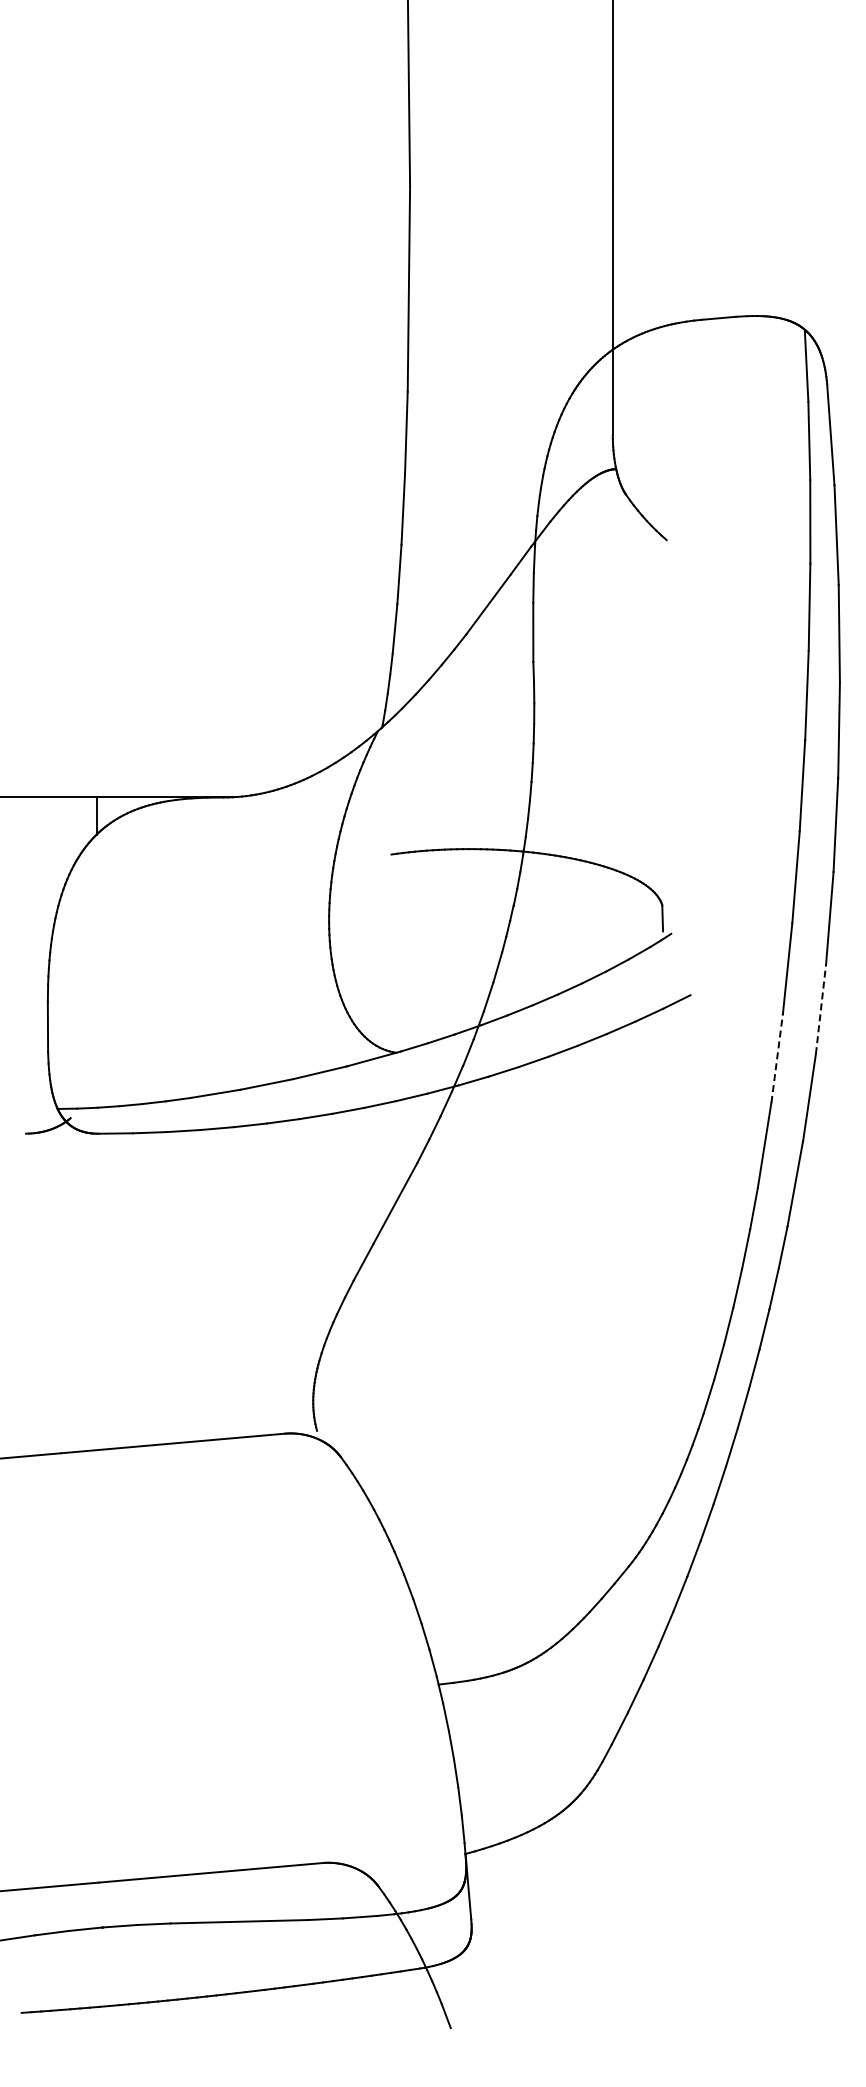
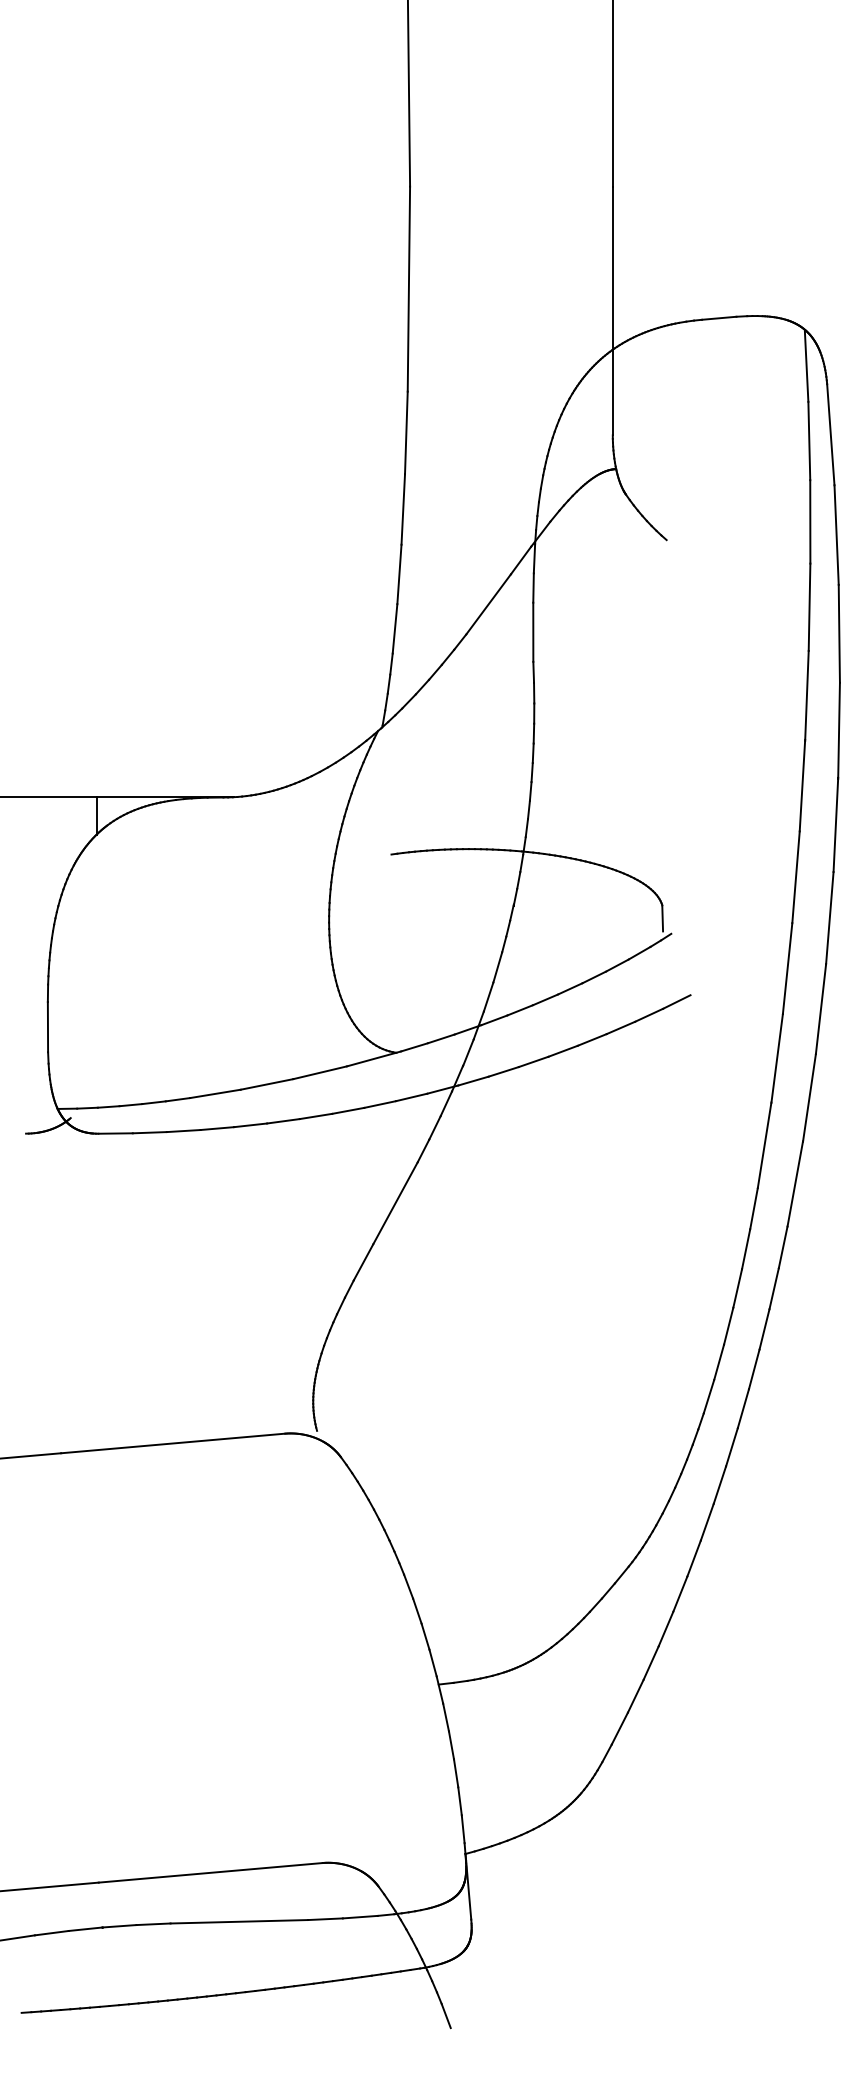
line: dashed -> solid (821, 1008)
line: dashed -> solid (777, 1058)
